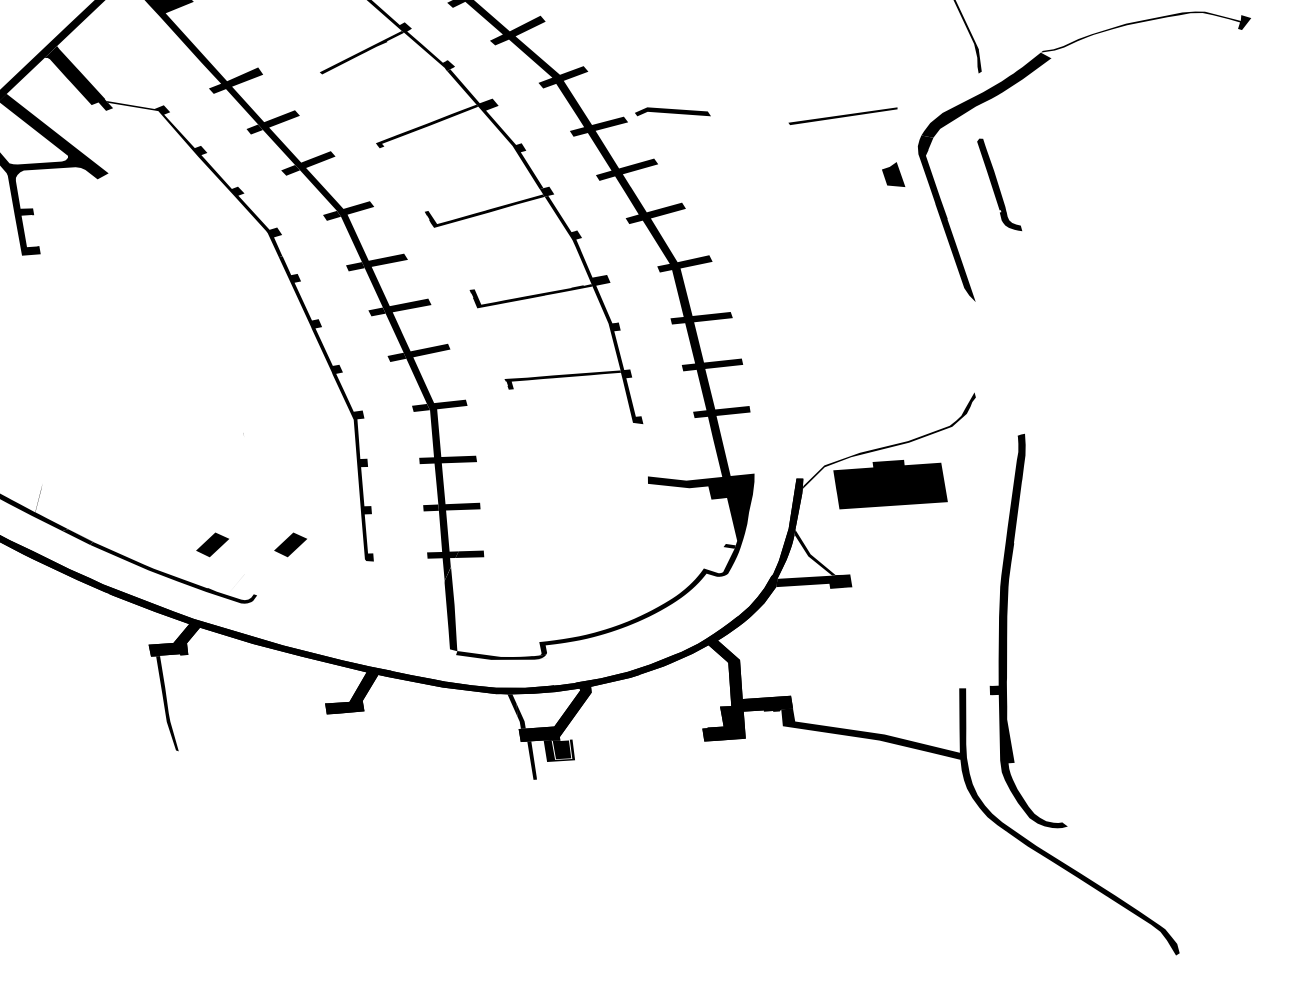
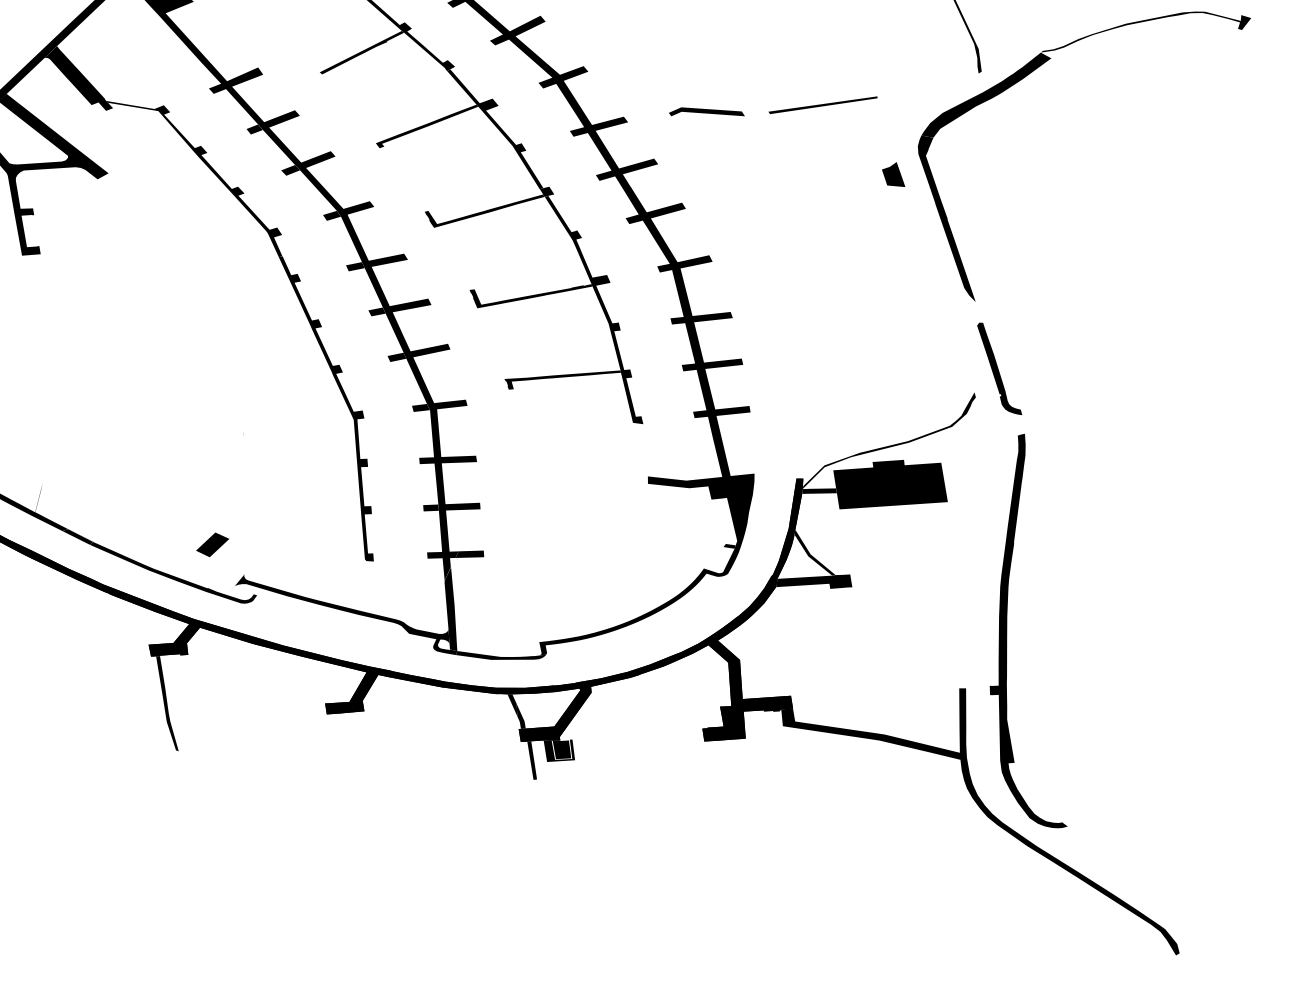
part position: (672, 111) -> (706, 111) (706, 111)
line position: (842, 115) -> (822, 104) (822, 104)
part position: (999, 184) -> (999, 368) (999, 368)
fill: none -> present (819, 490)
part: present -> none (290, 544)
fill: none -> present (345, 614)
